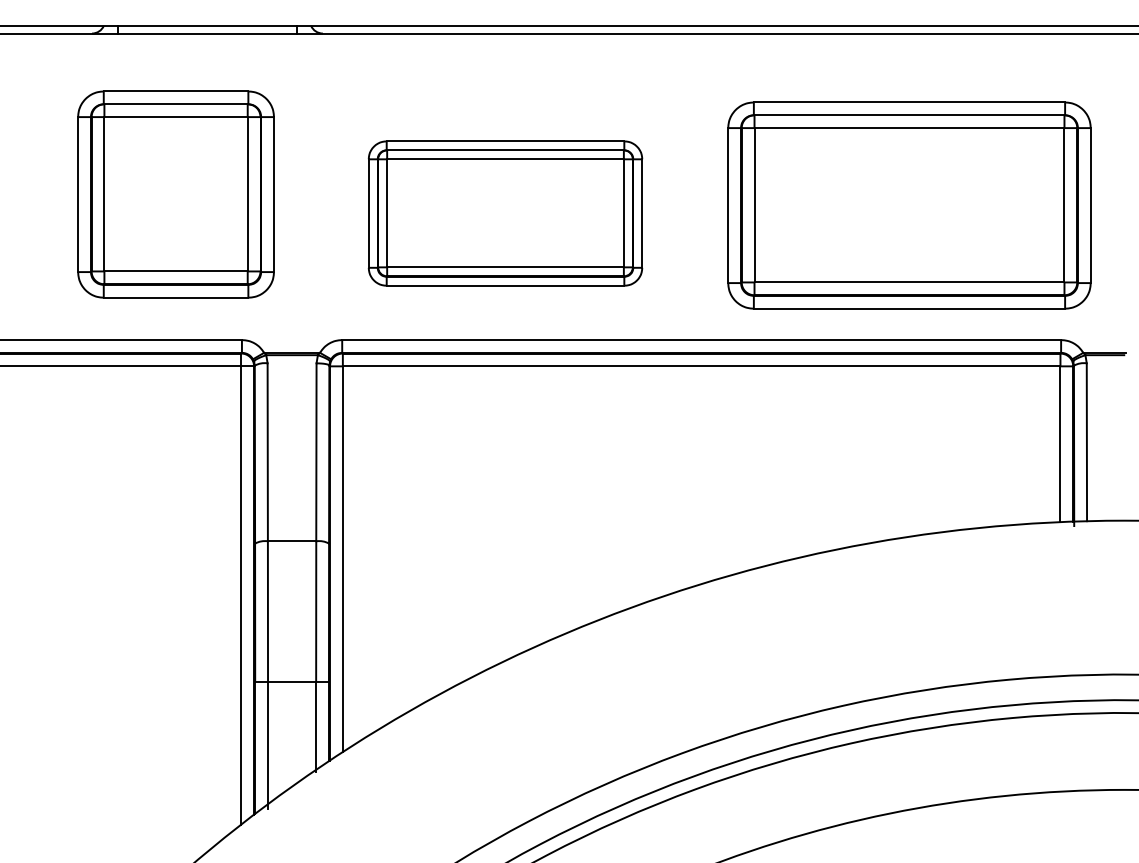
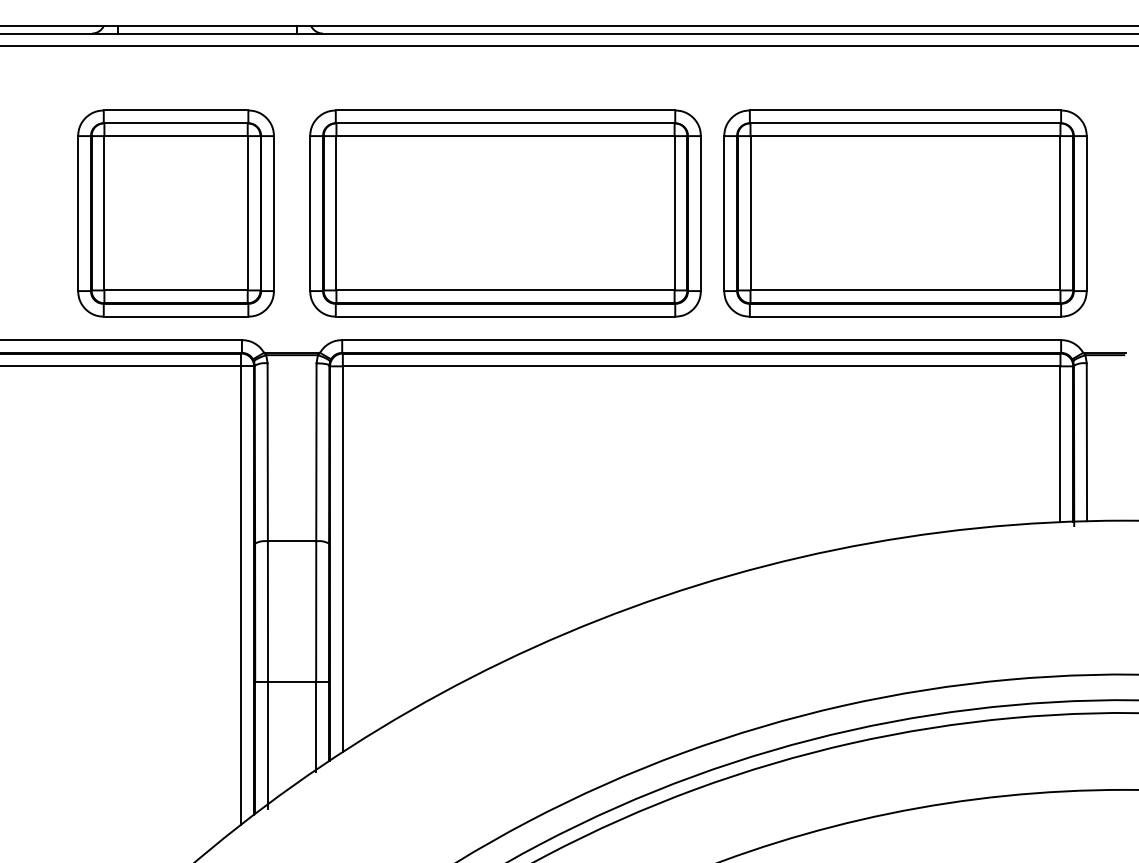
line: none -> present (568, 46)
part position: (175, 194) -> (175, 213) (175, 213)
part position: (909, 205) -> (905, 213) (905, 213)
part size: 277x147 px -> 393x209 px (505, 213)
